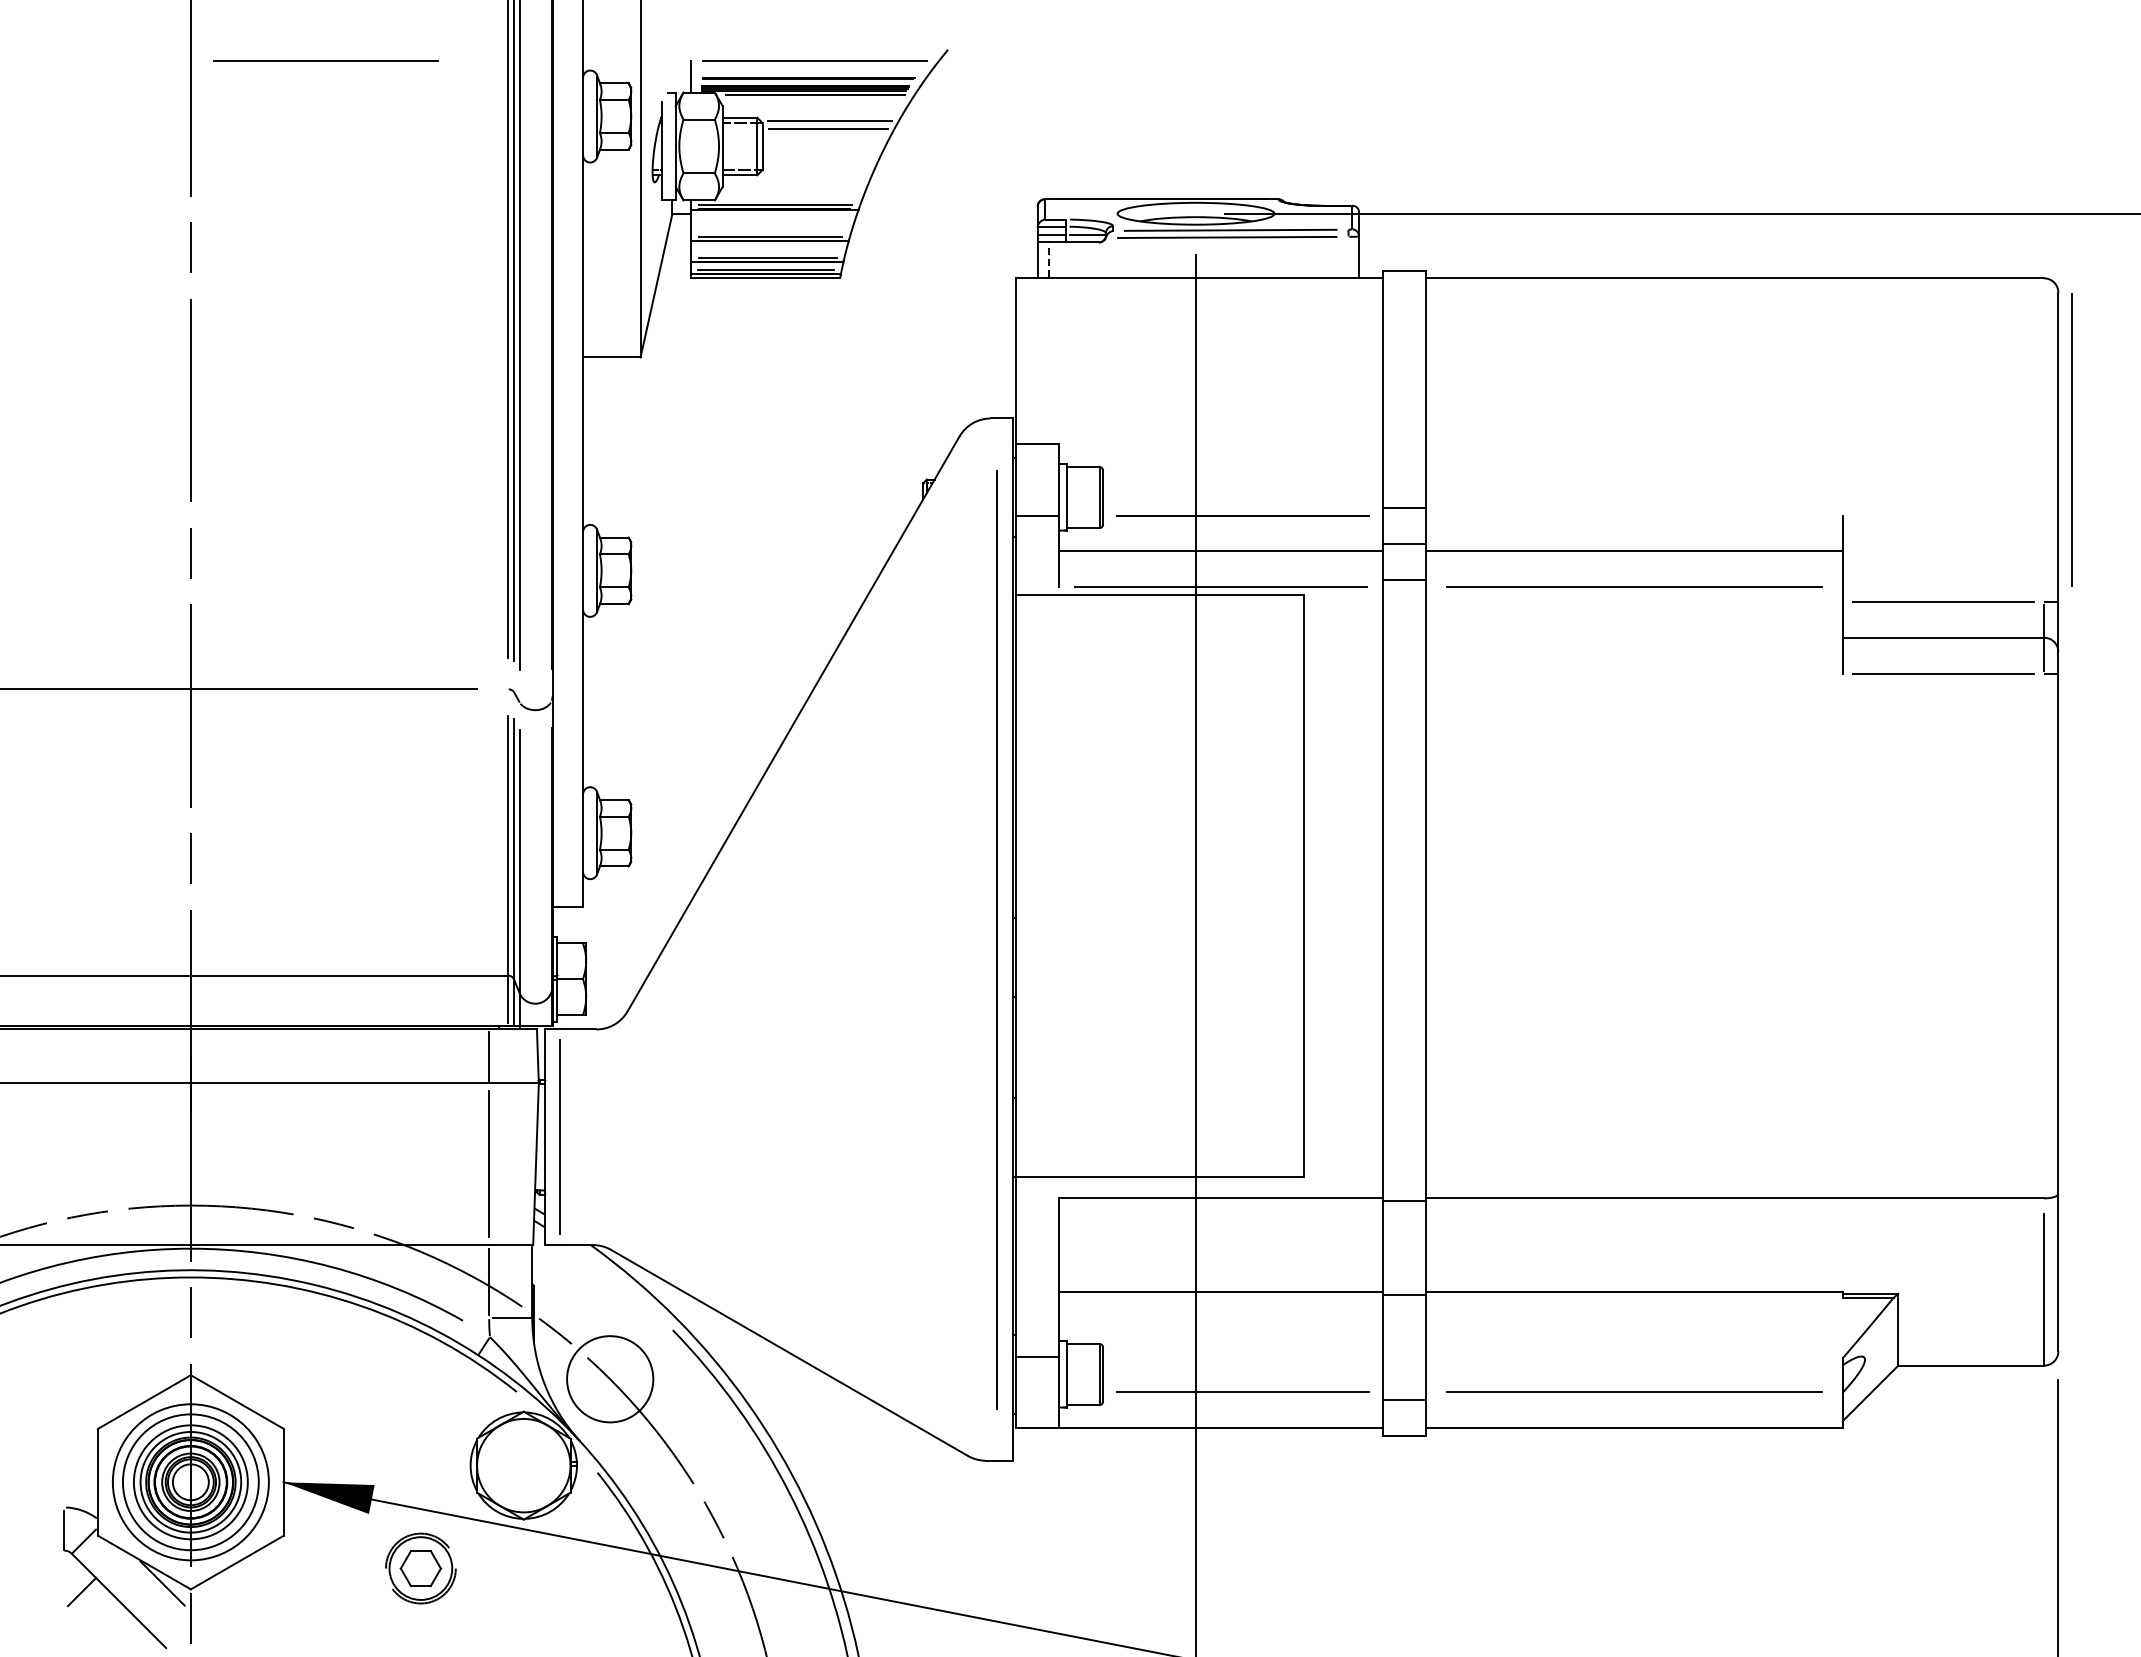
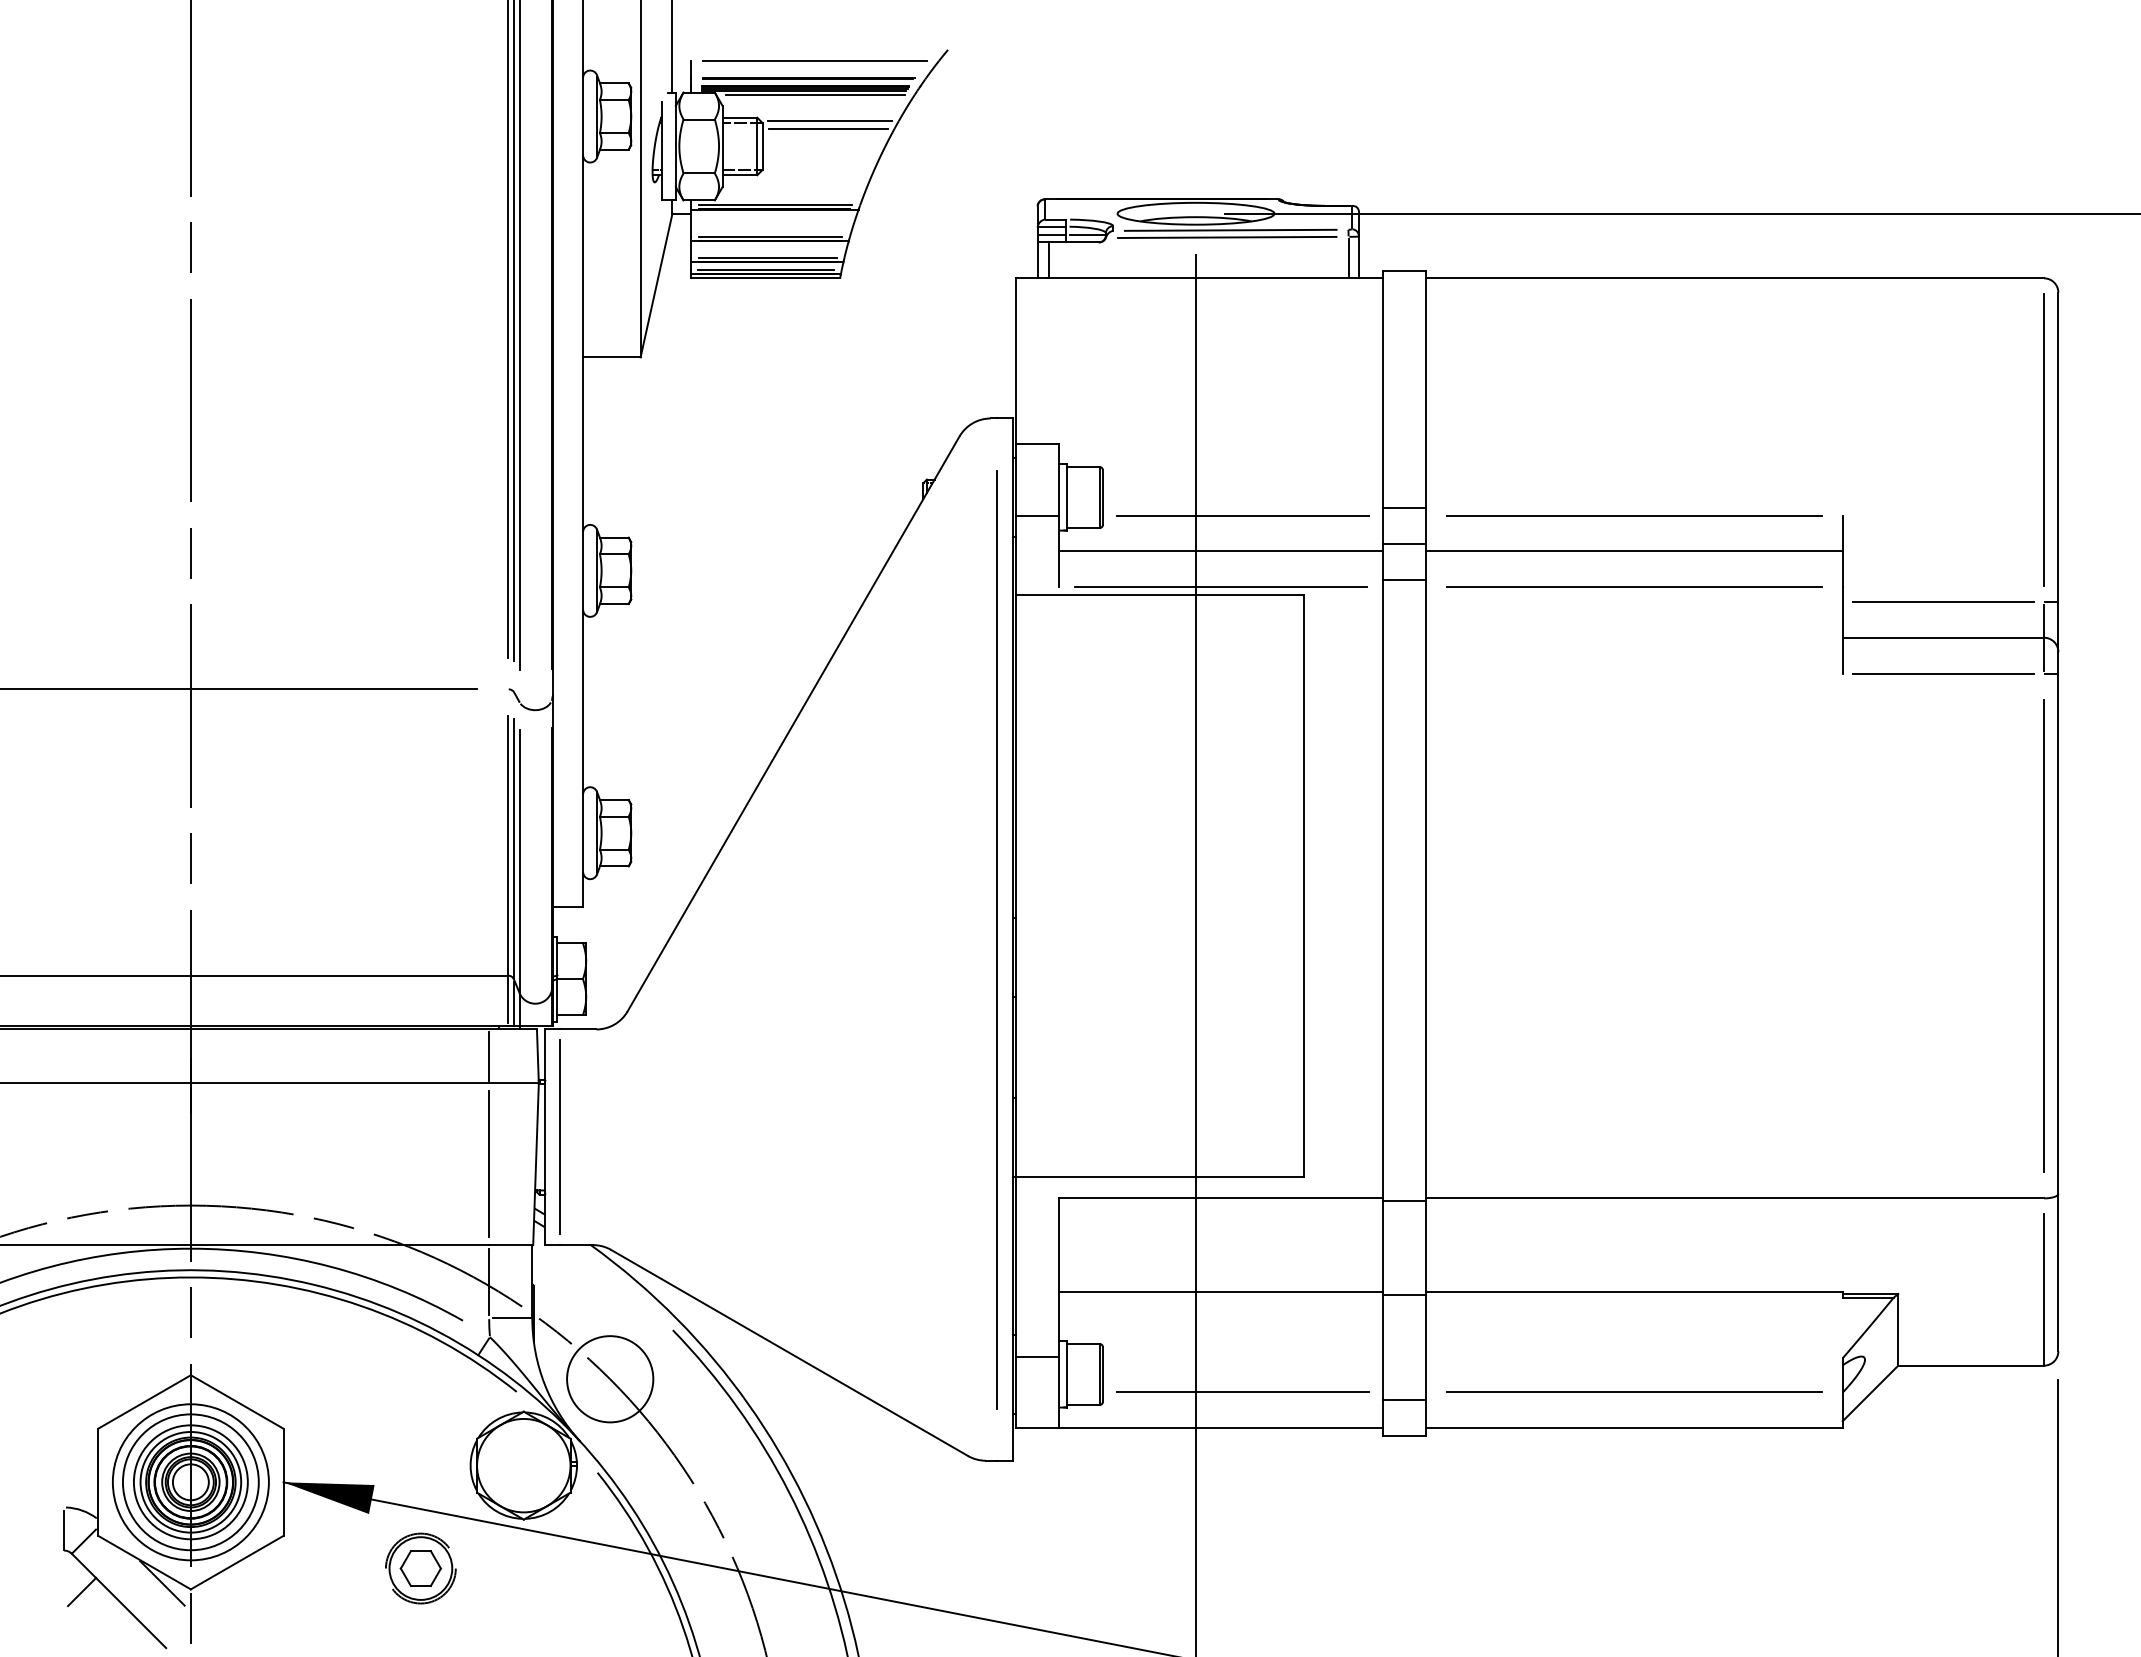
line: none -> present (672, 47)
line: present -> none (325, 60)
line: none -> present (1348, 257)
line: dashed -> solid (1048, 259)
line position: (2071, 439) -> (2043, 439) (2043, 439)
line: none -> present (1634, 515)
line: none -> present (2044, 935)
